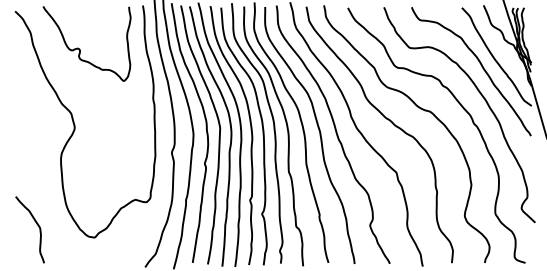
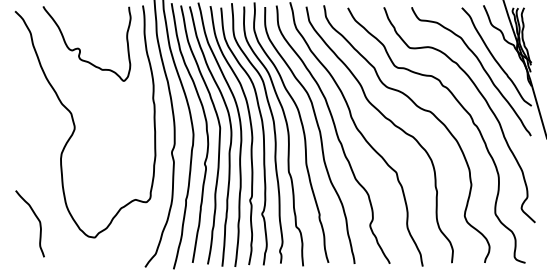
curve position: (36, 224) -> (36, 218) (36, 218)
